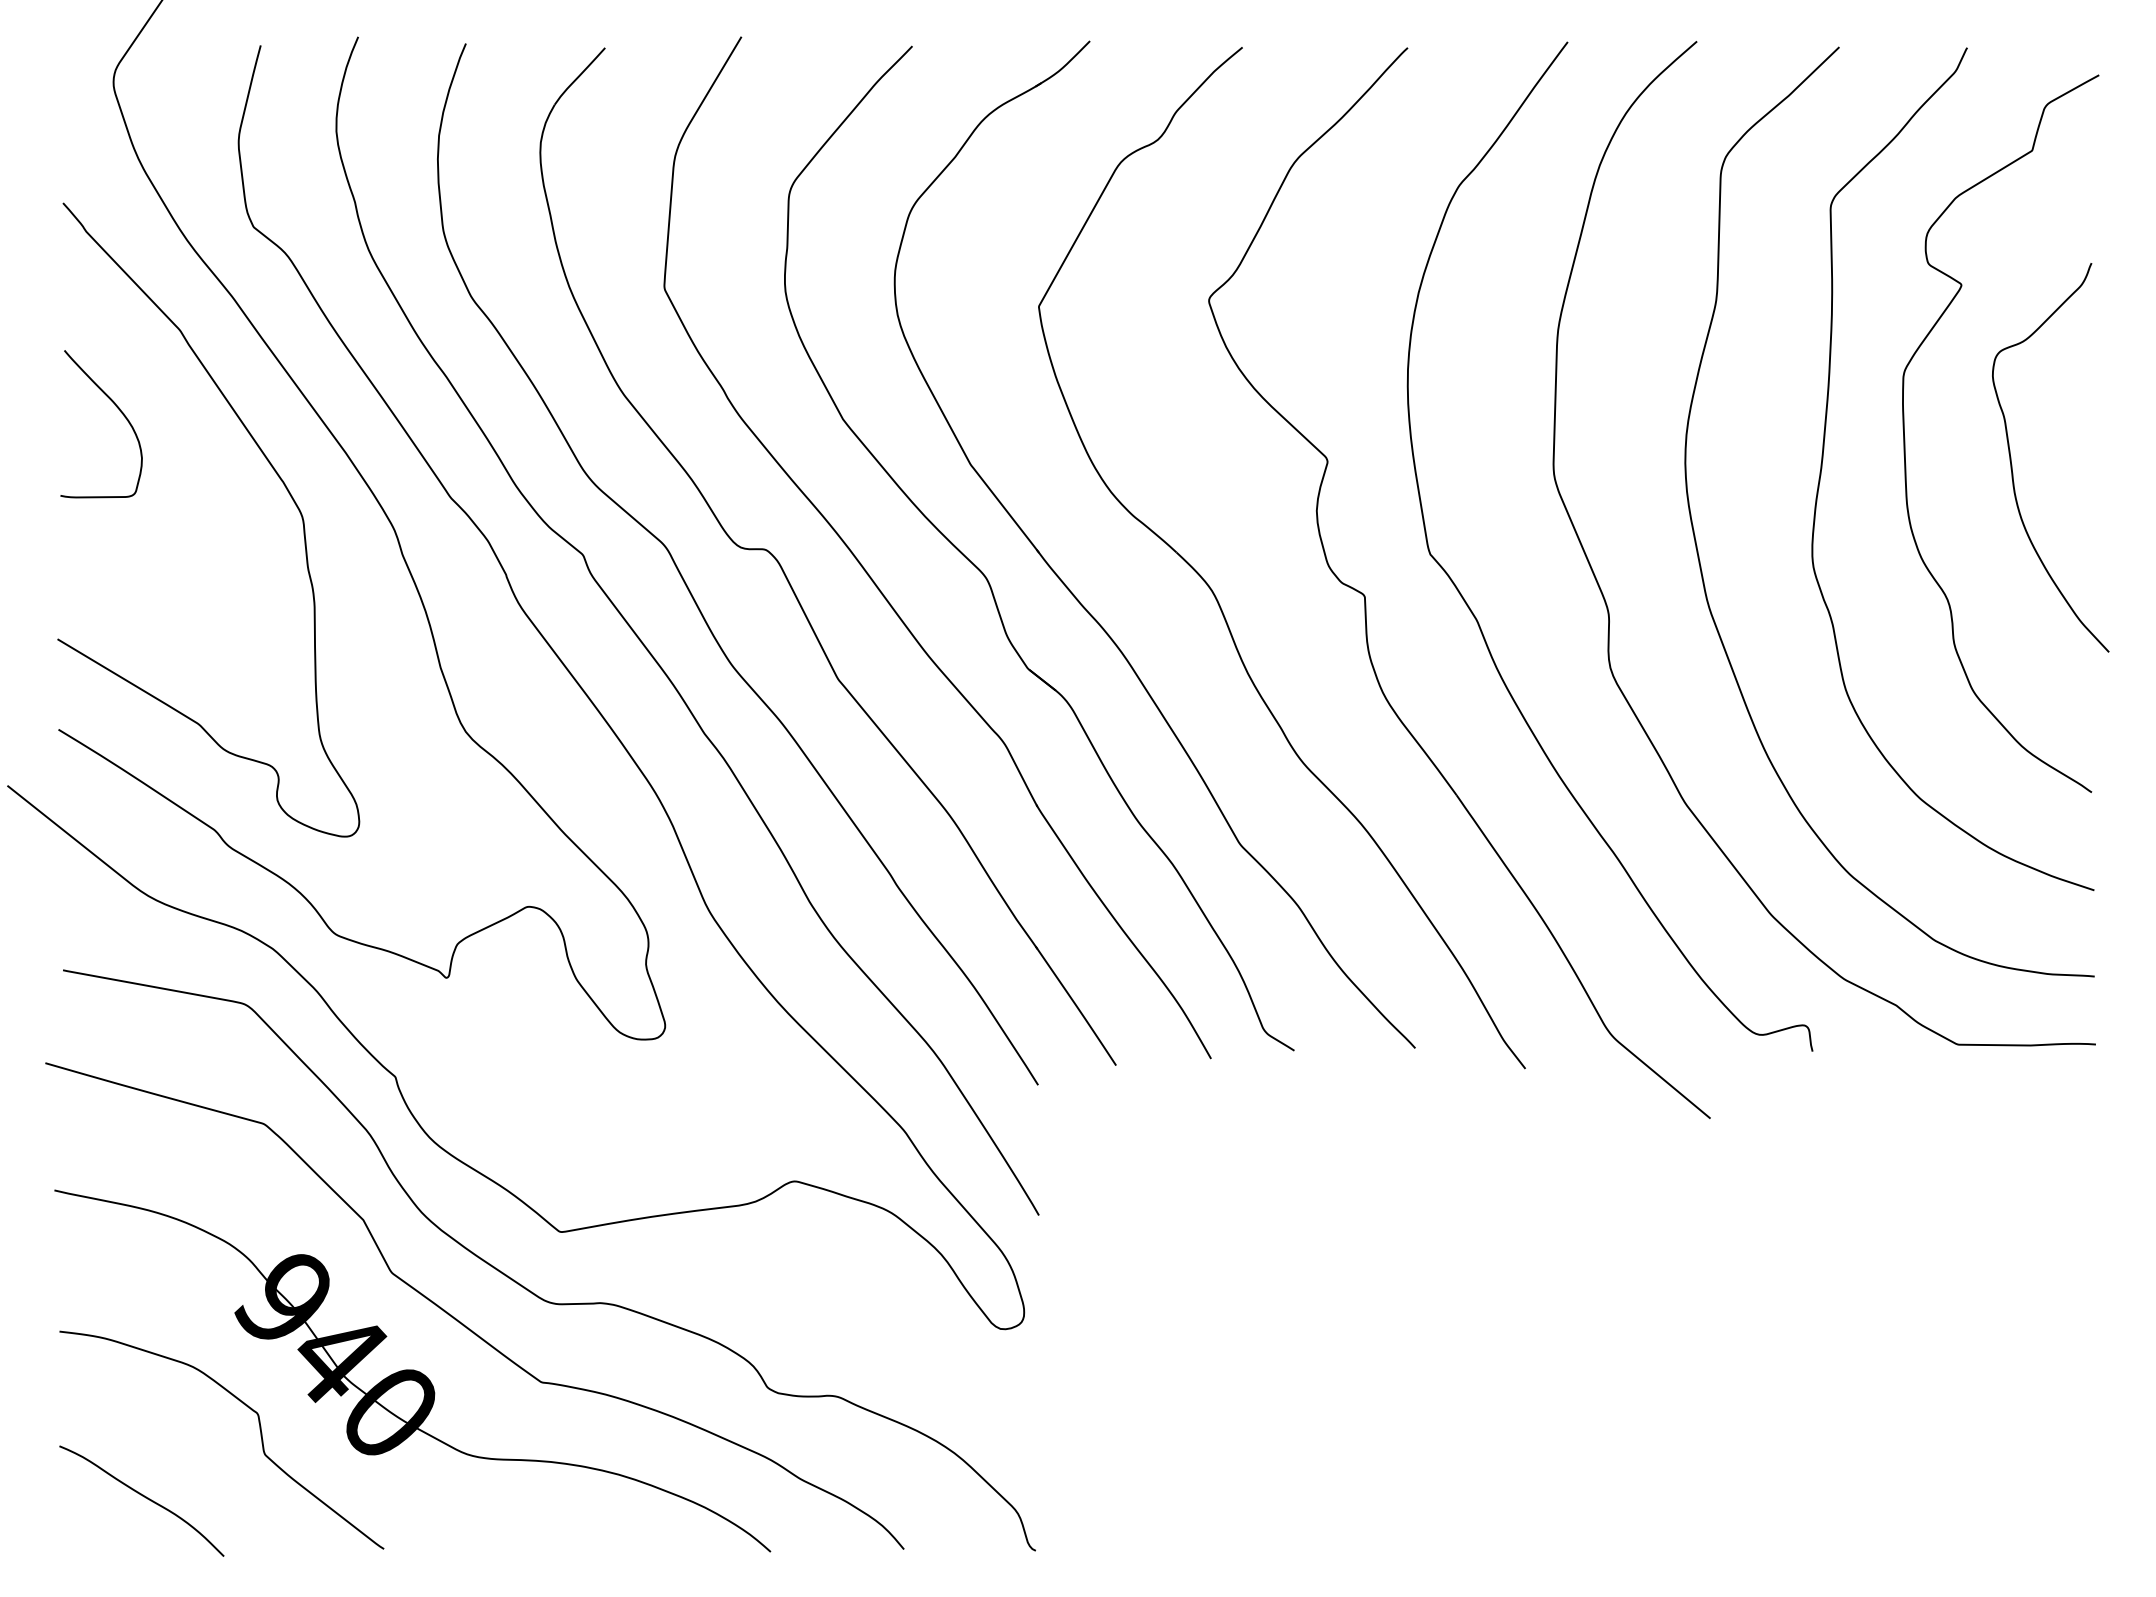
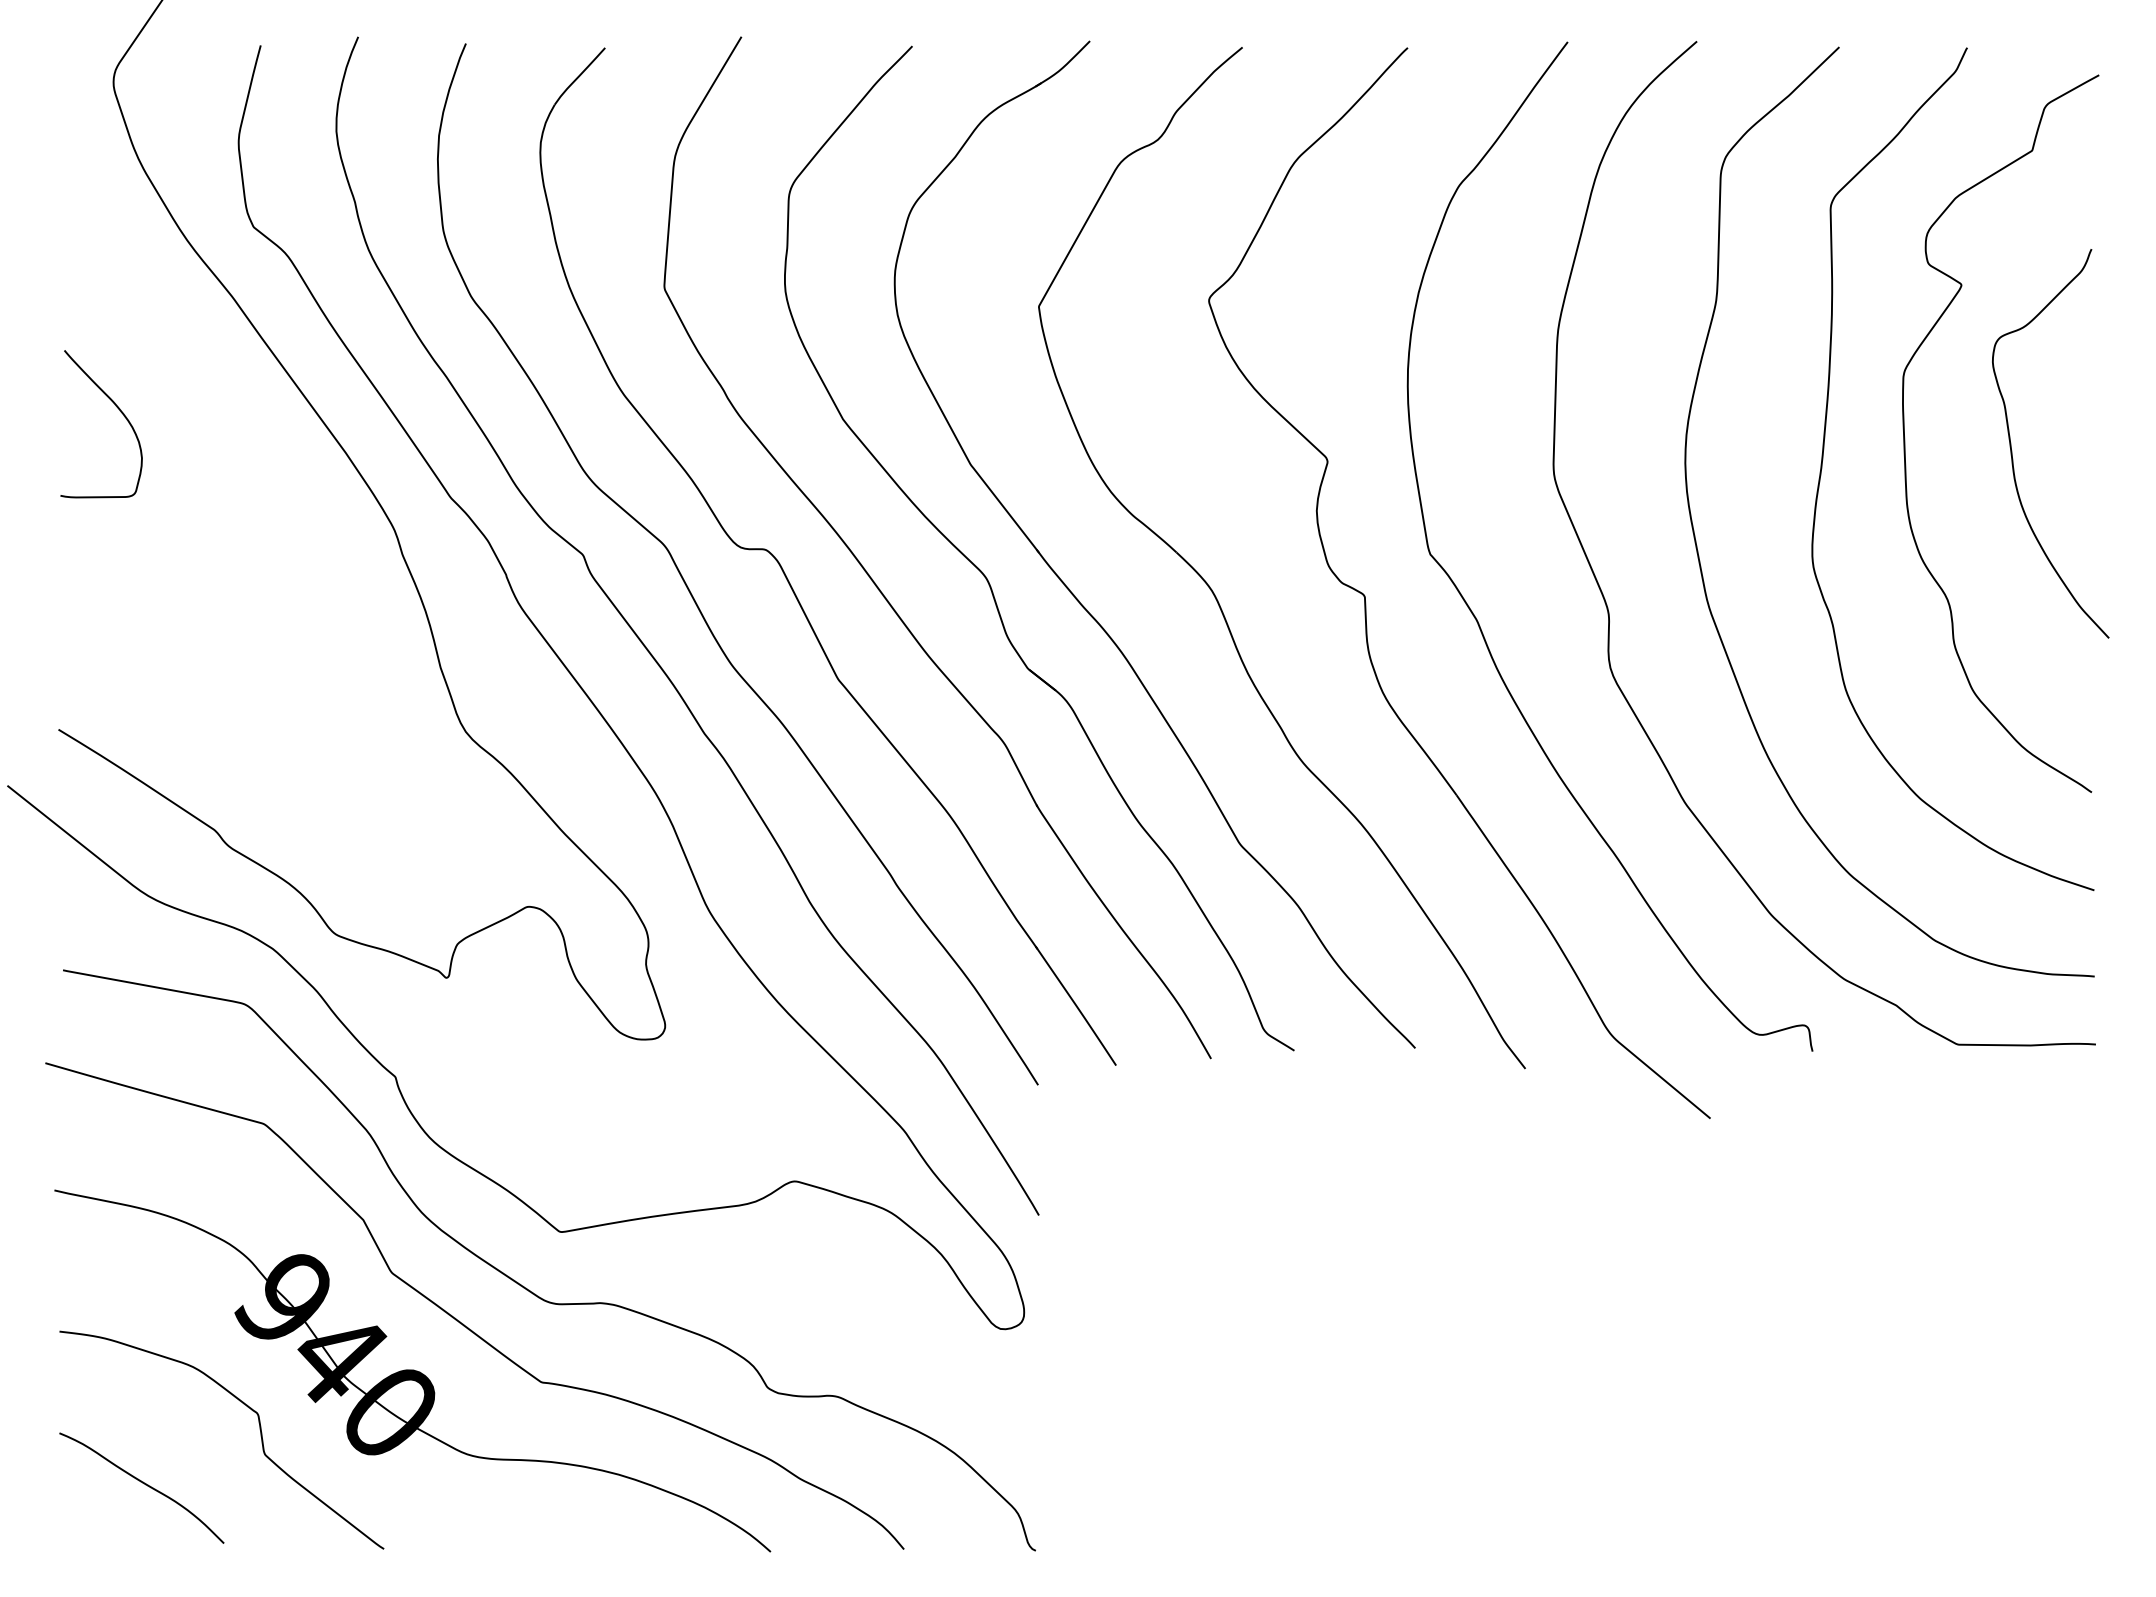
curve position: (2012, 464) -> (2012, 450) (2012, 450)
curve: present -> none (276, 474)
curve position: (142, 1496) -> (142, 1483) (142, 1483)
